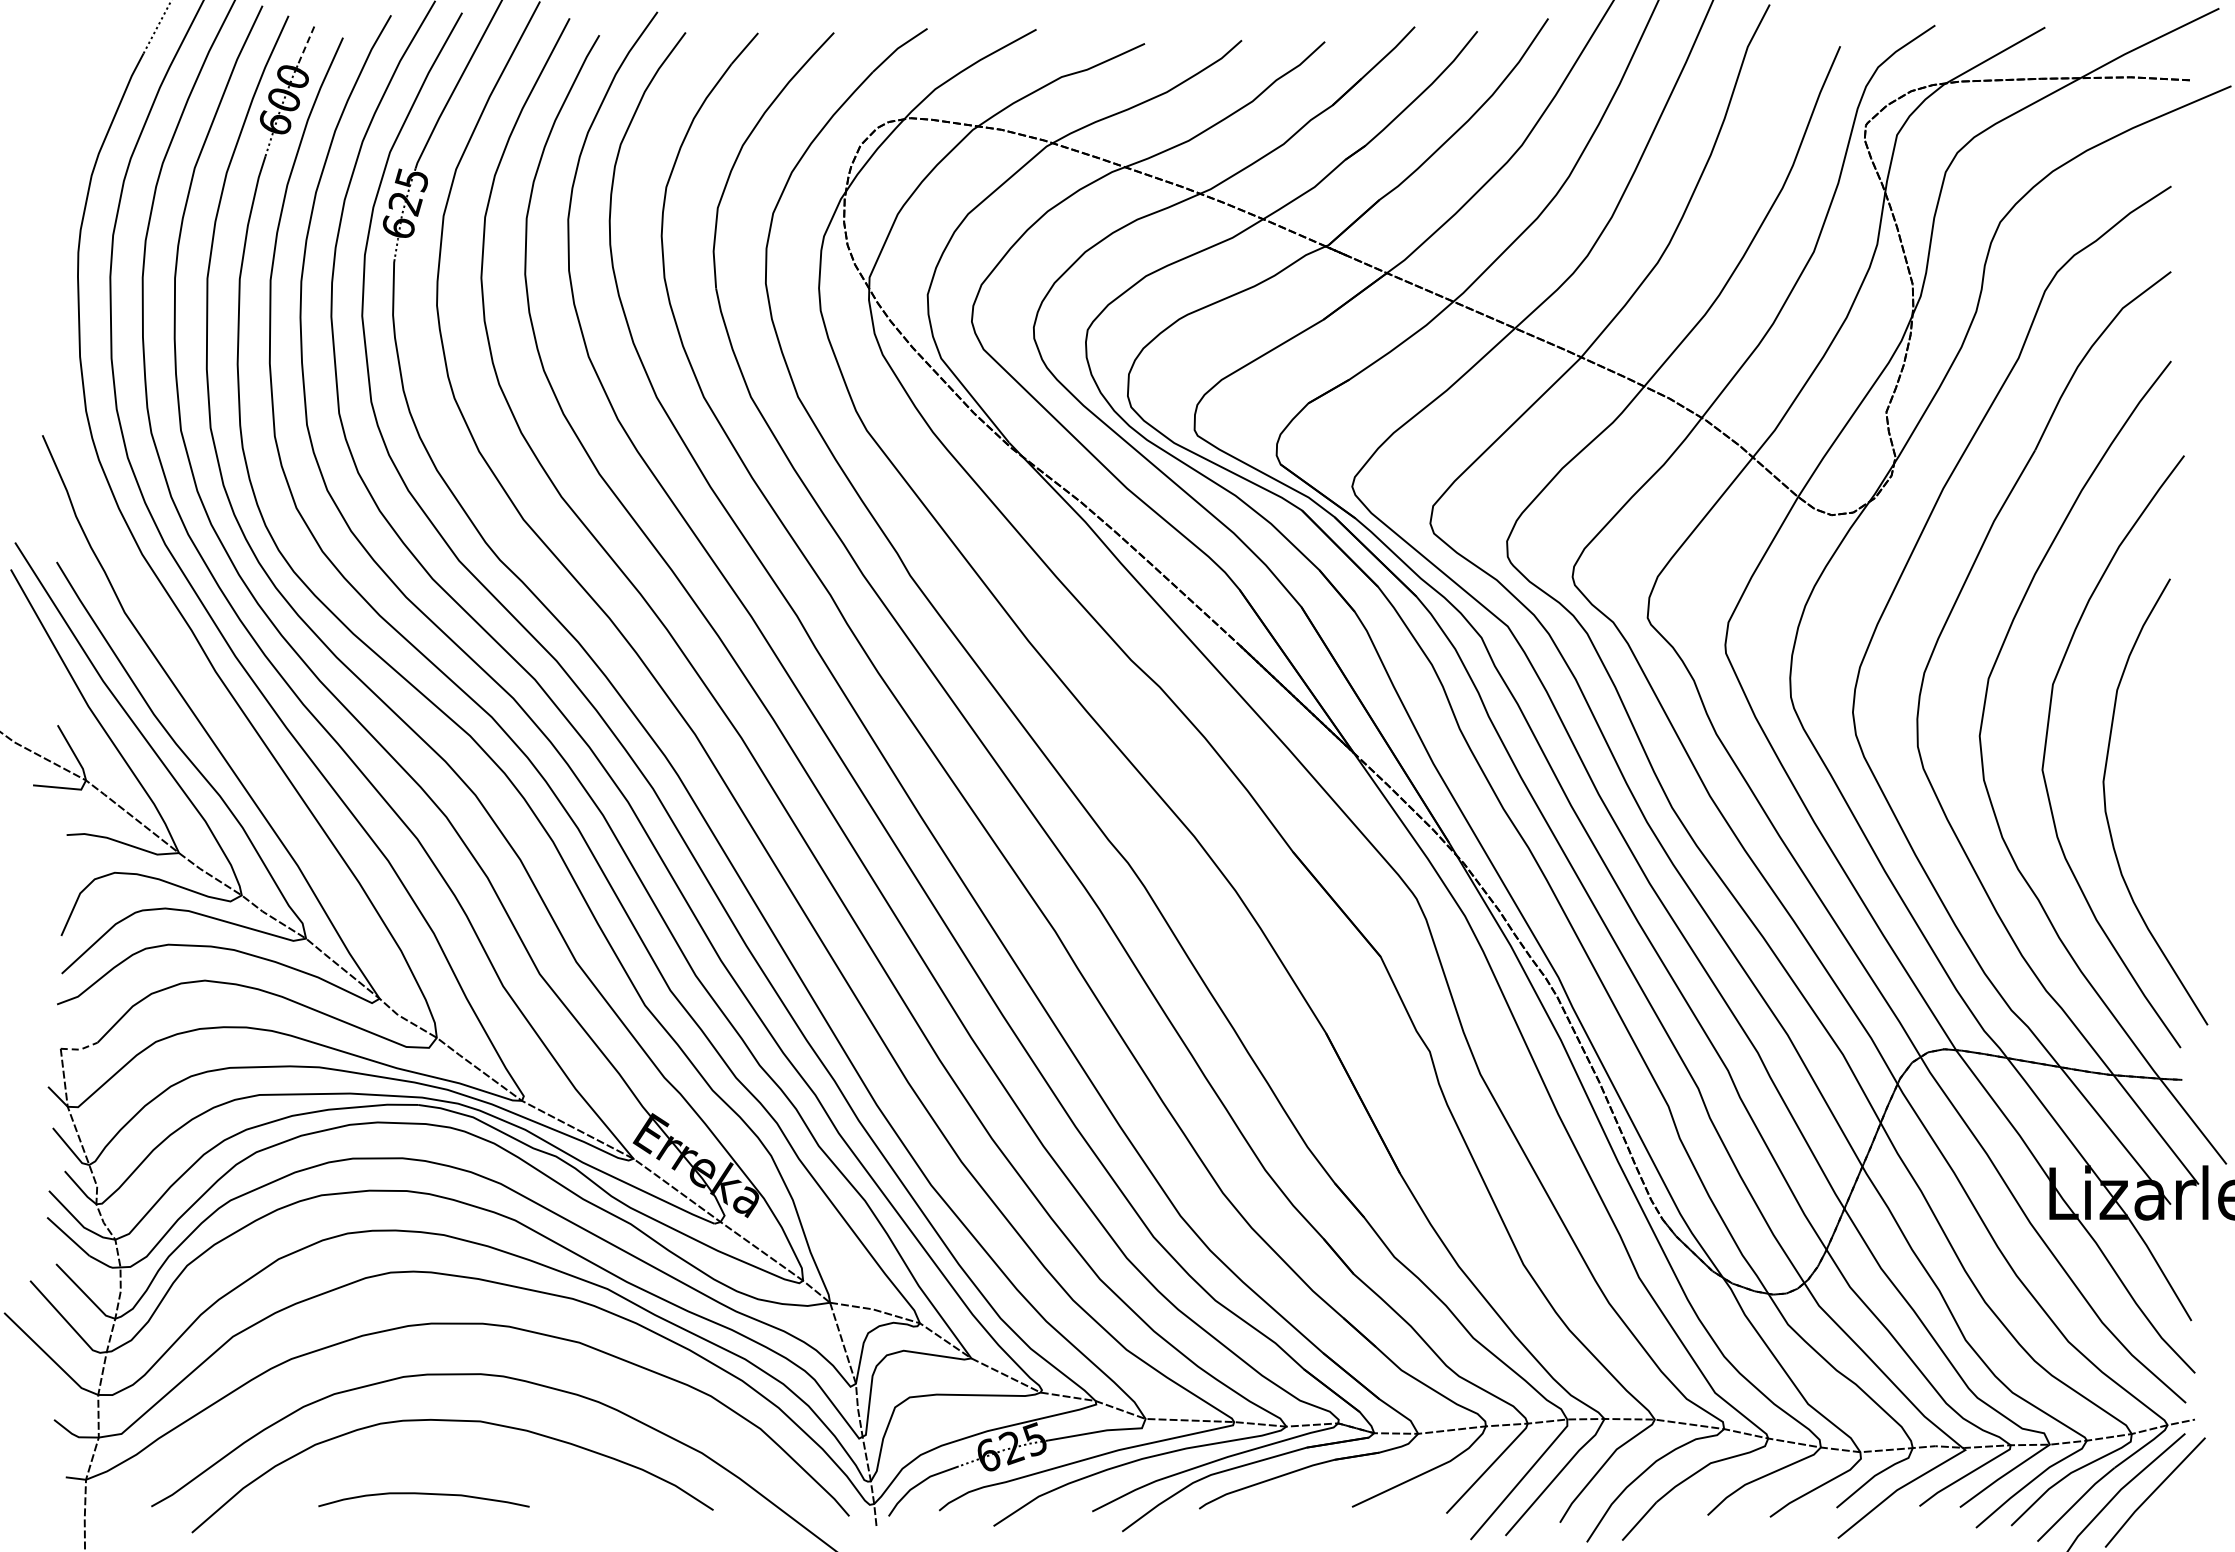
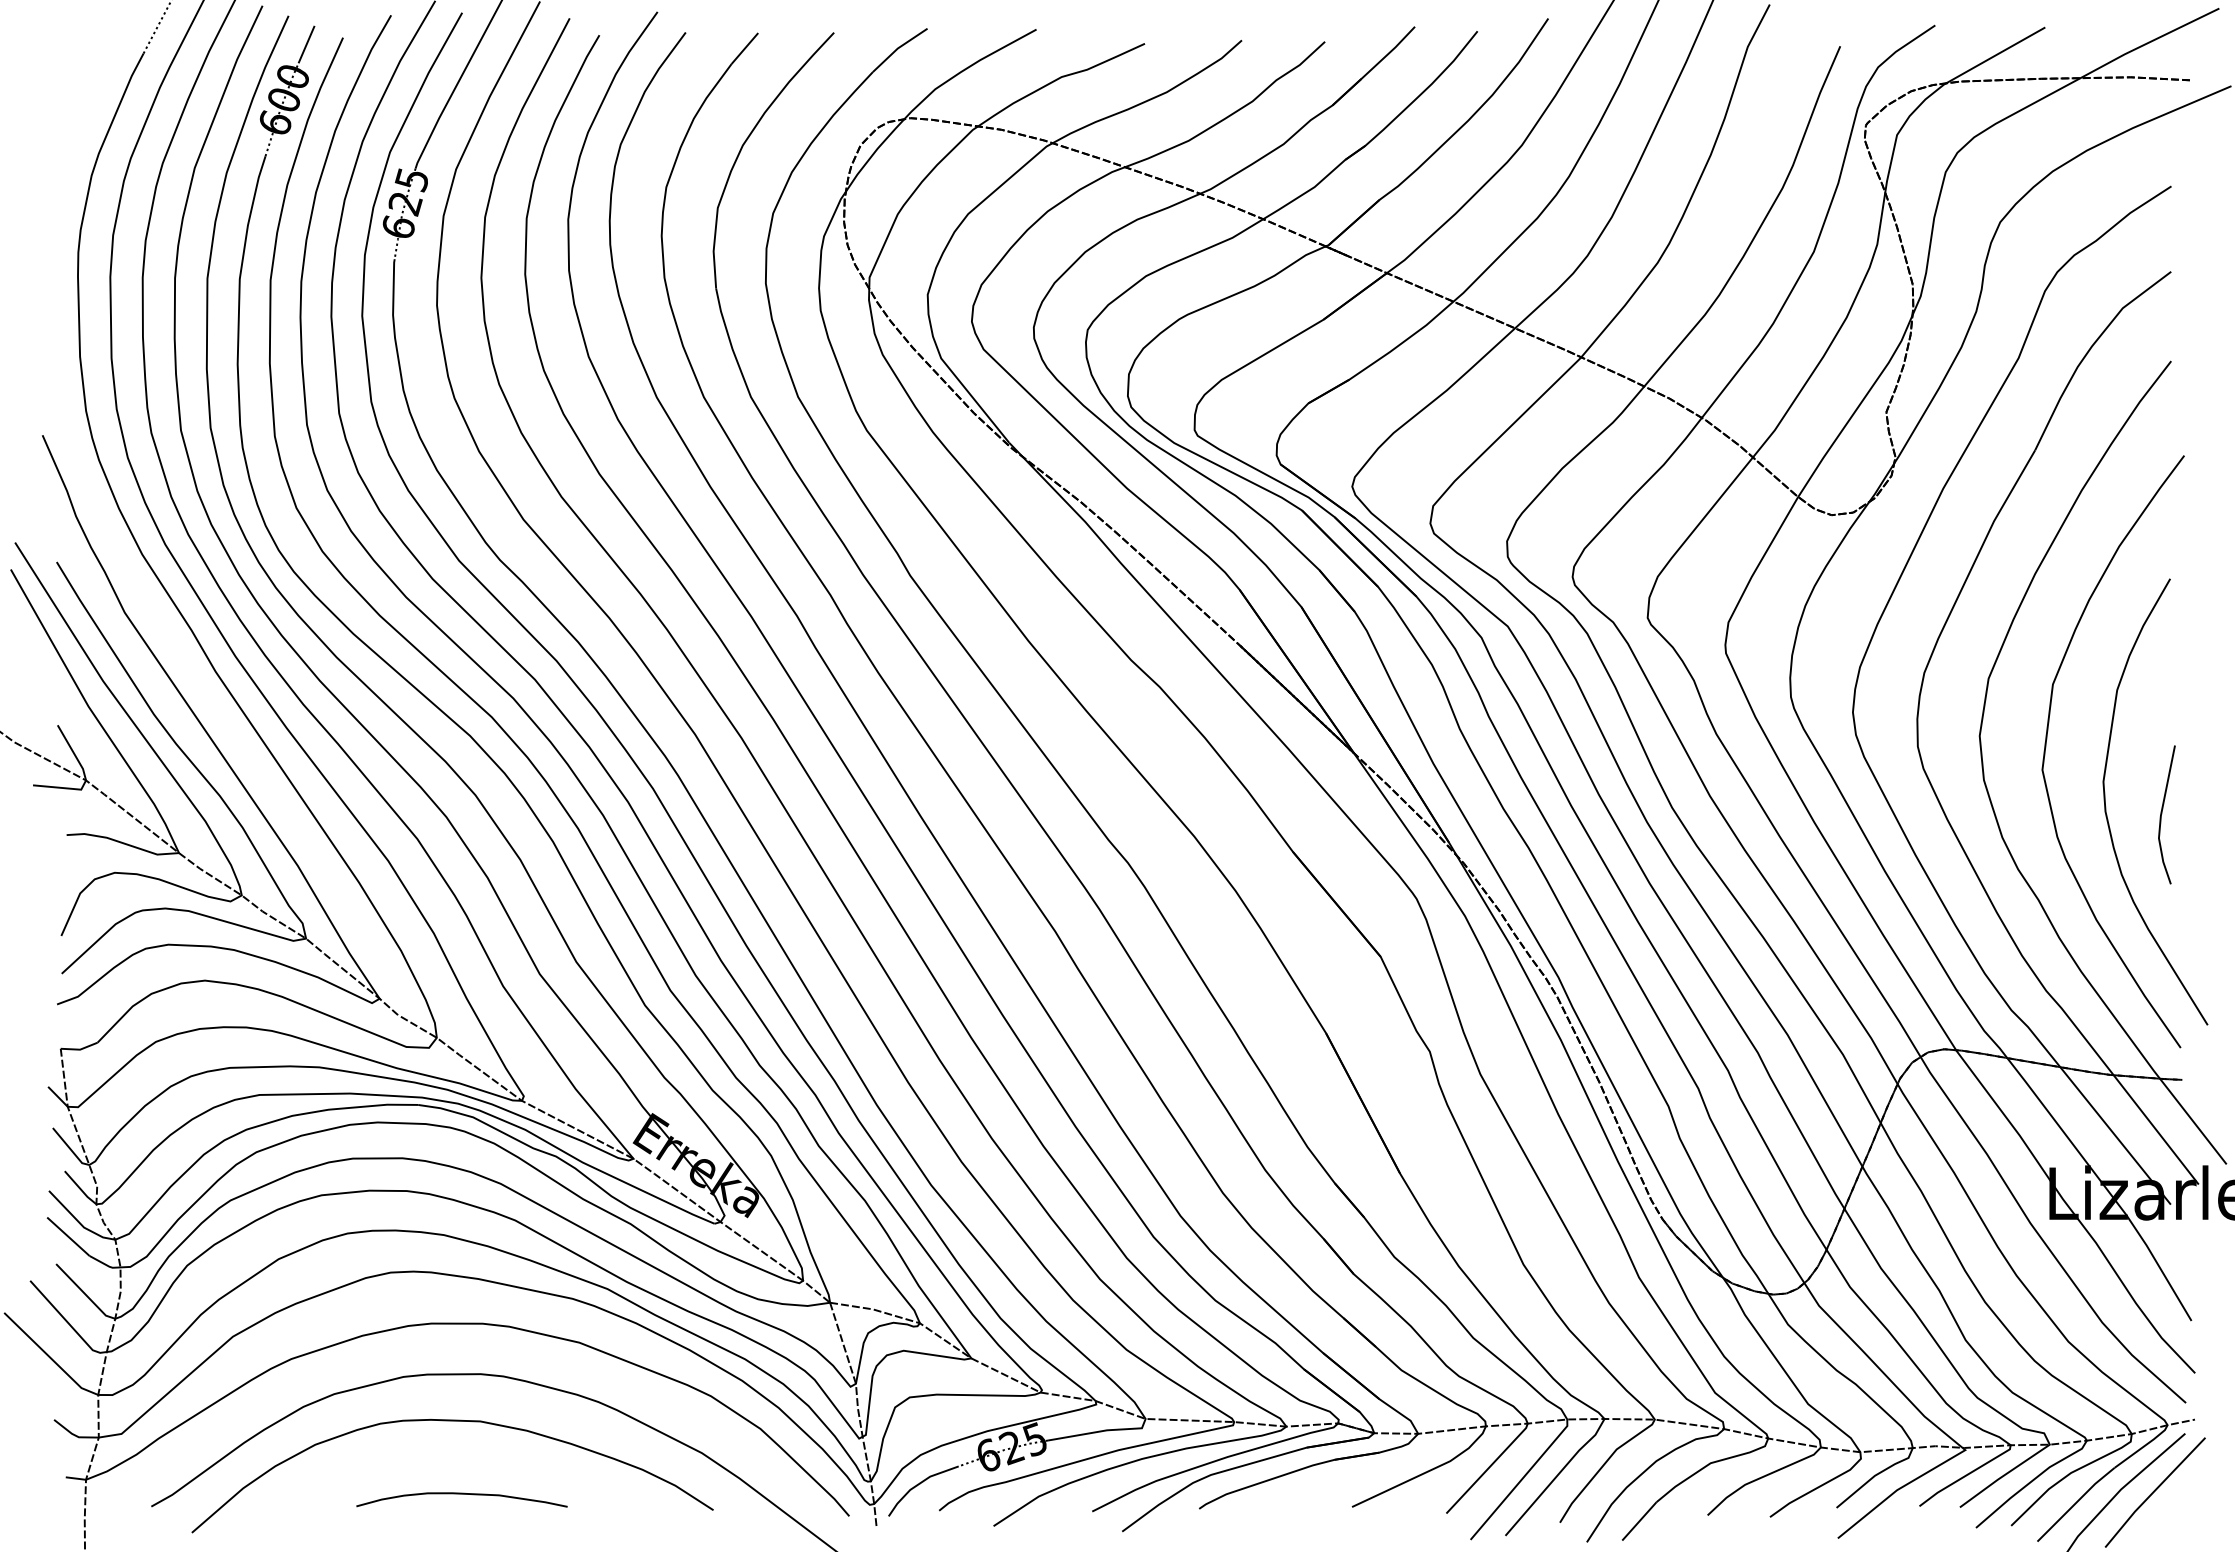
line: dashed -> solid (306, 44)
line: none -> present (2162, 814)
line: dashed -> solid (80, 1049)
curve position: (423, 1494) -> (461, 1494) (461, 1494)
